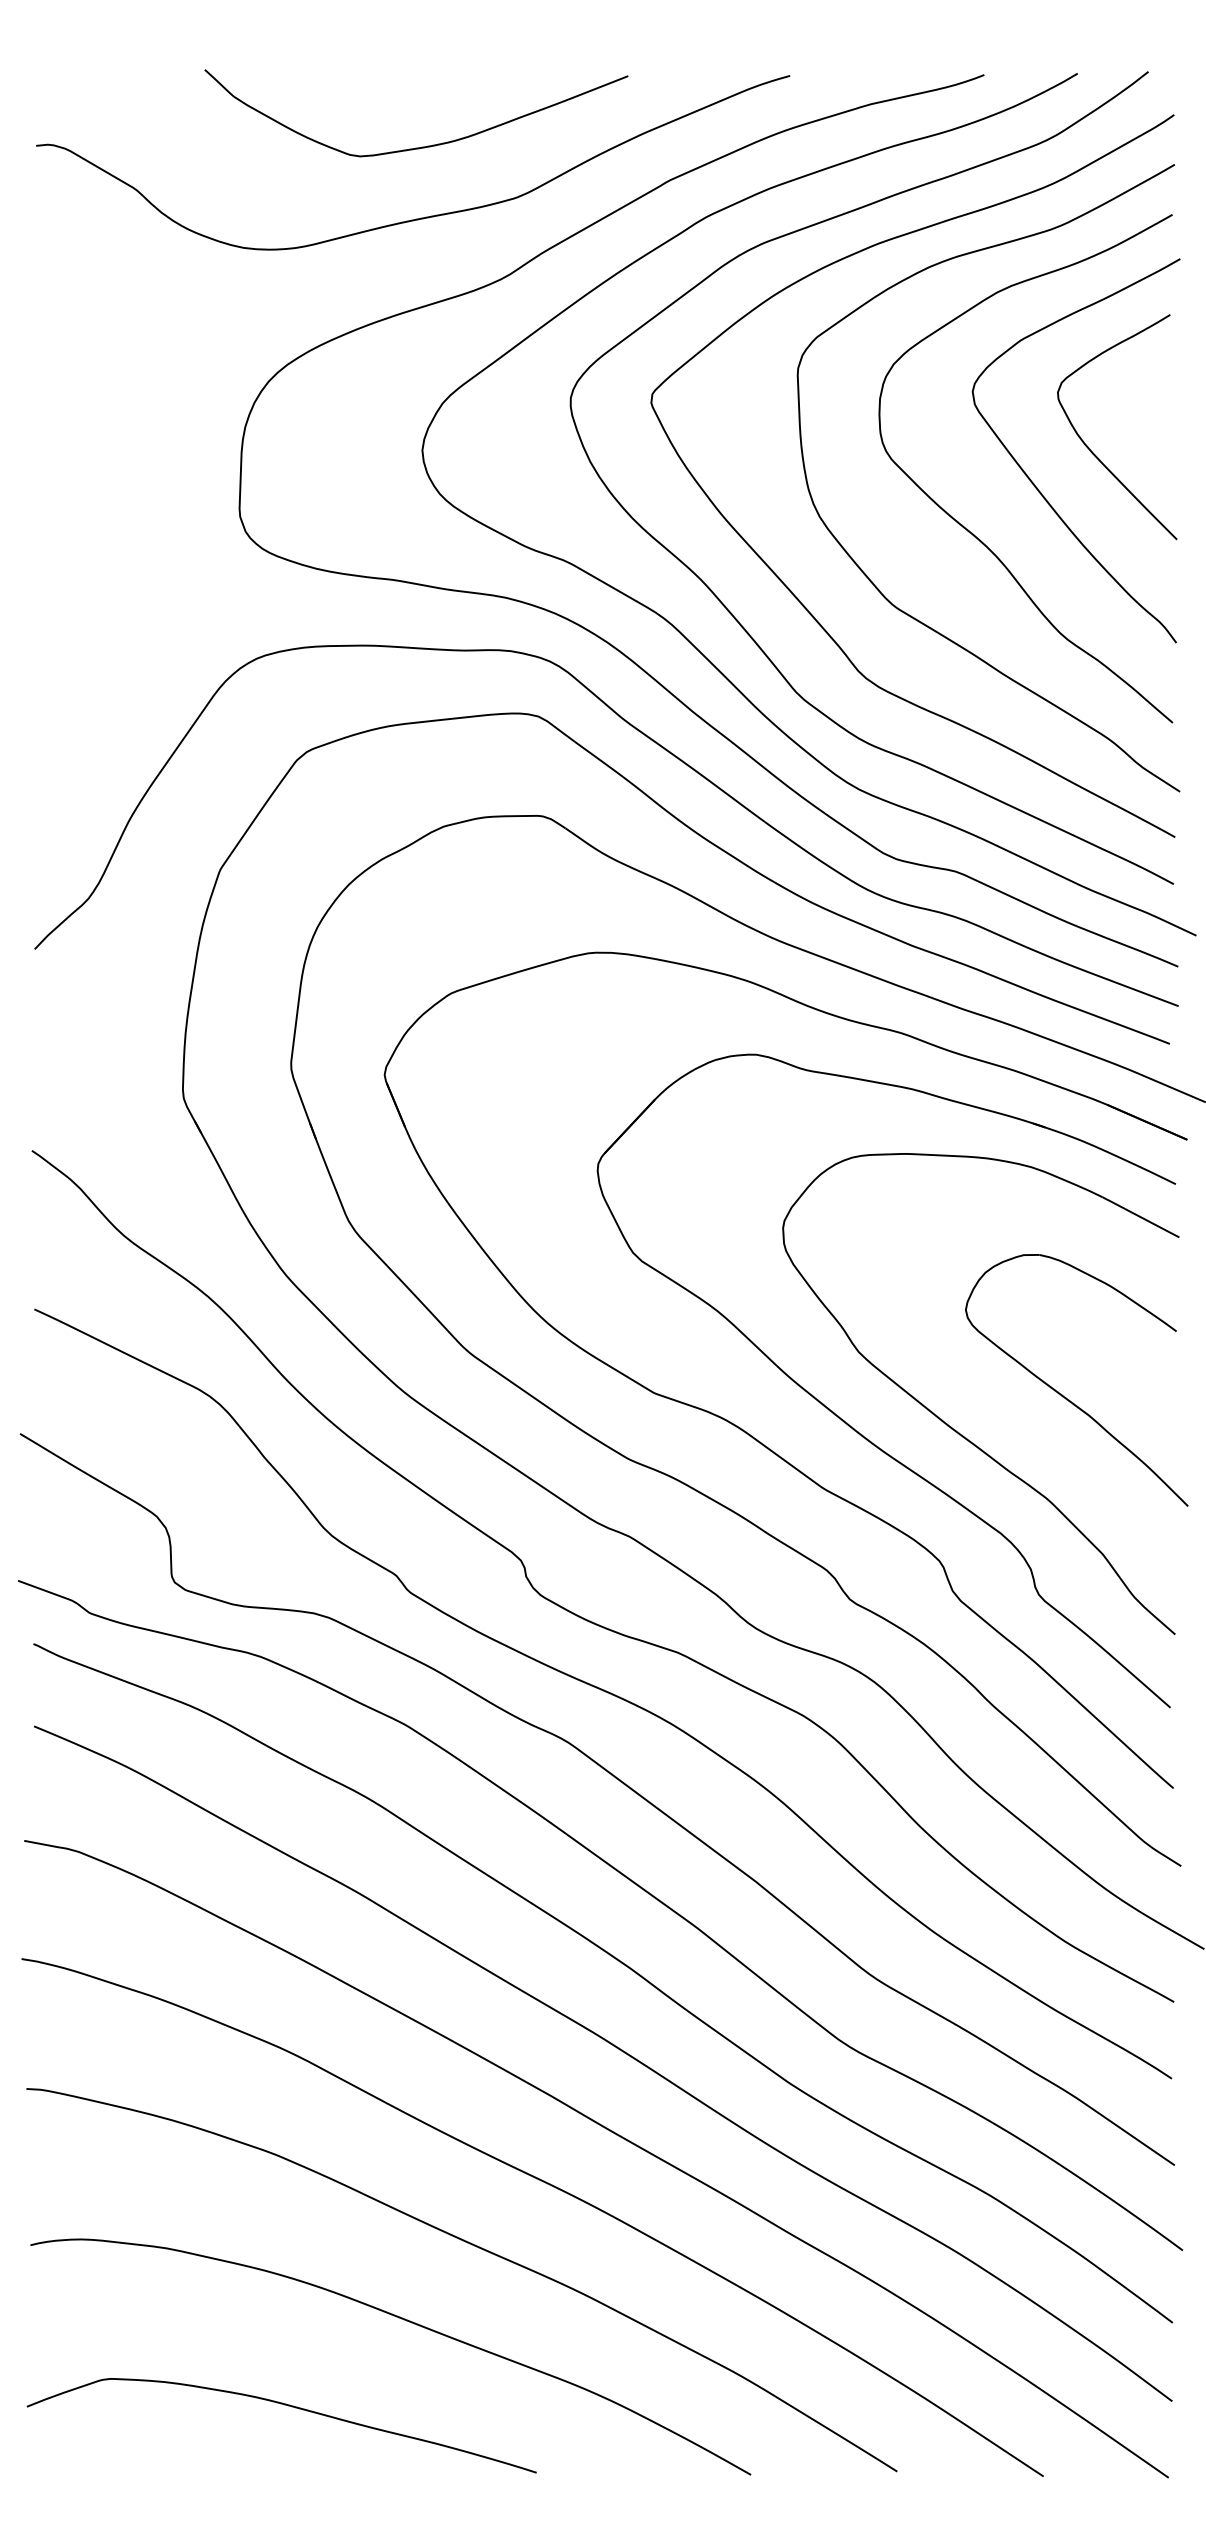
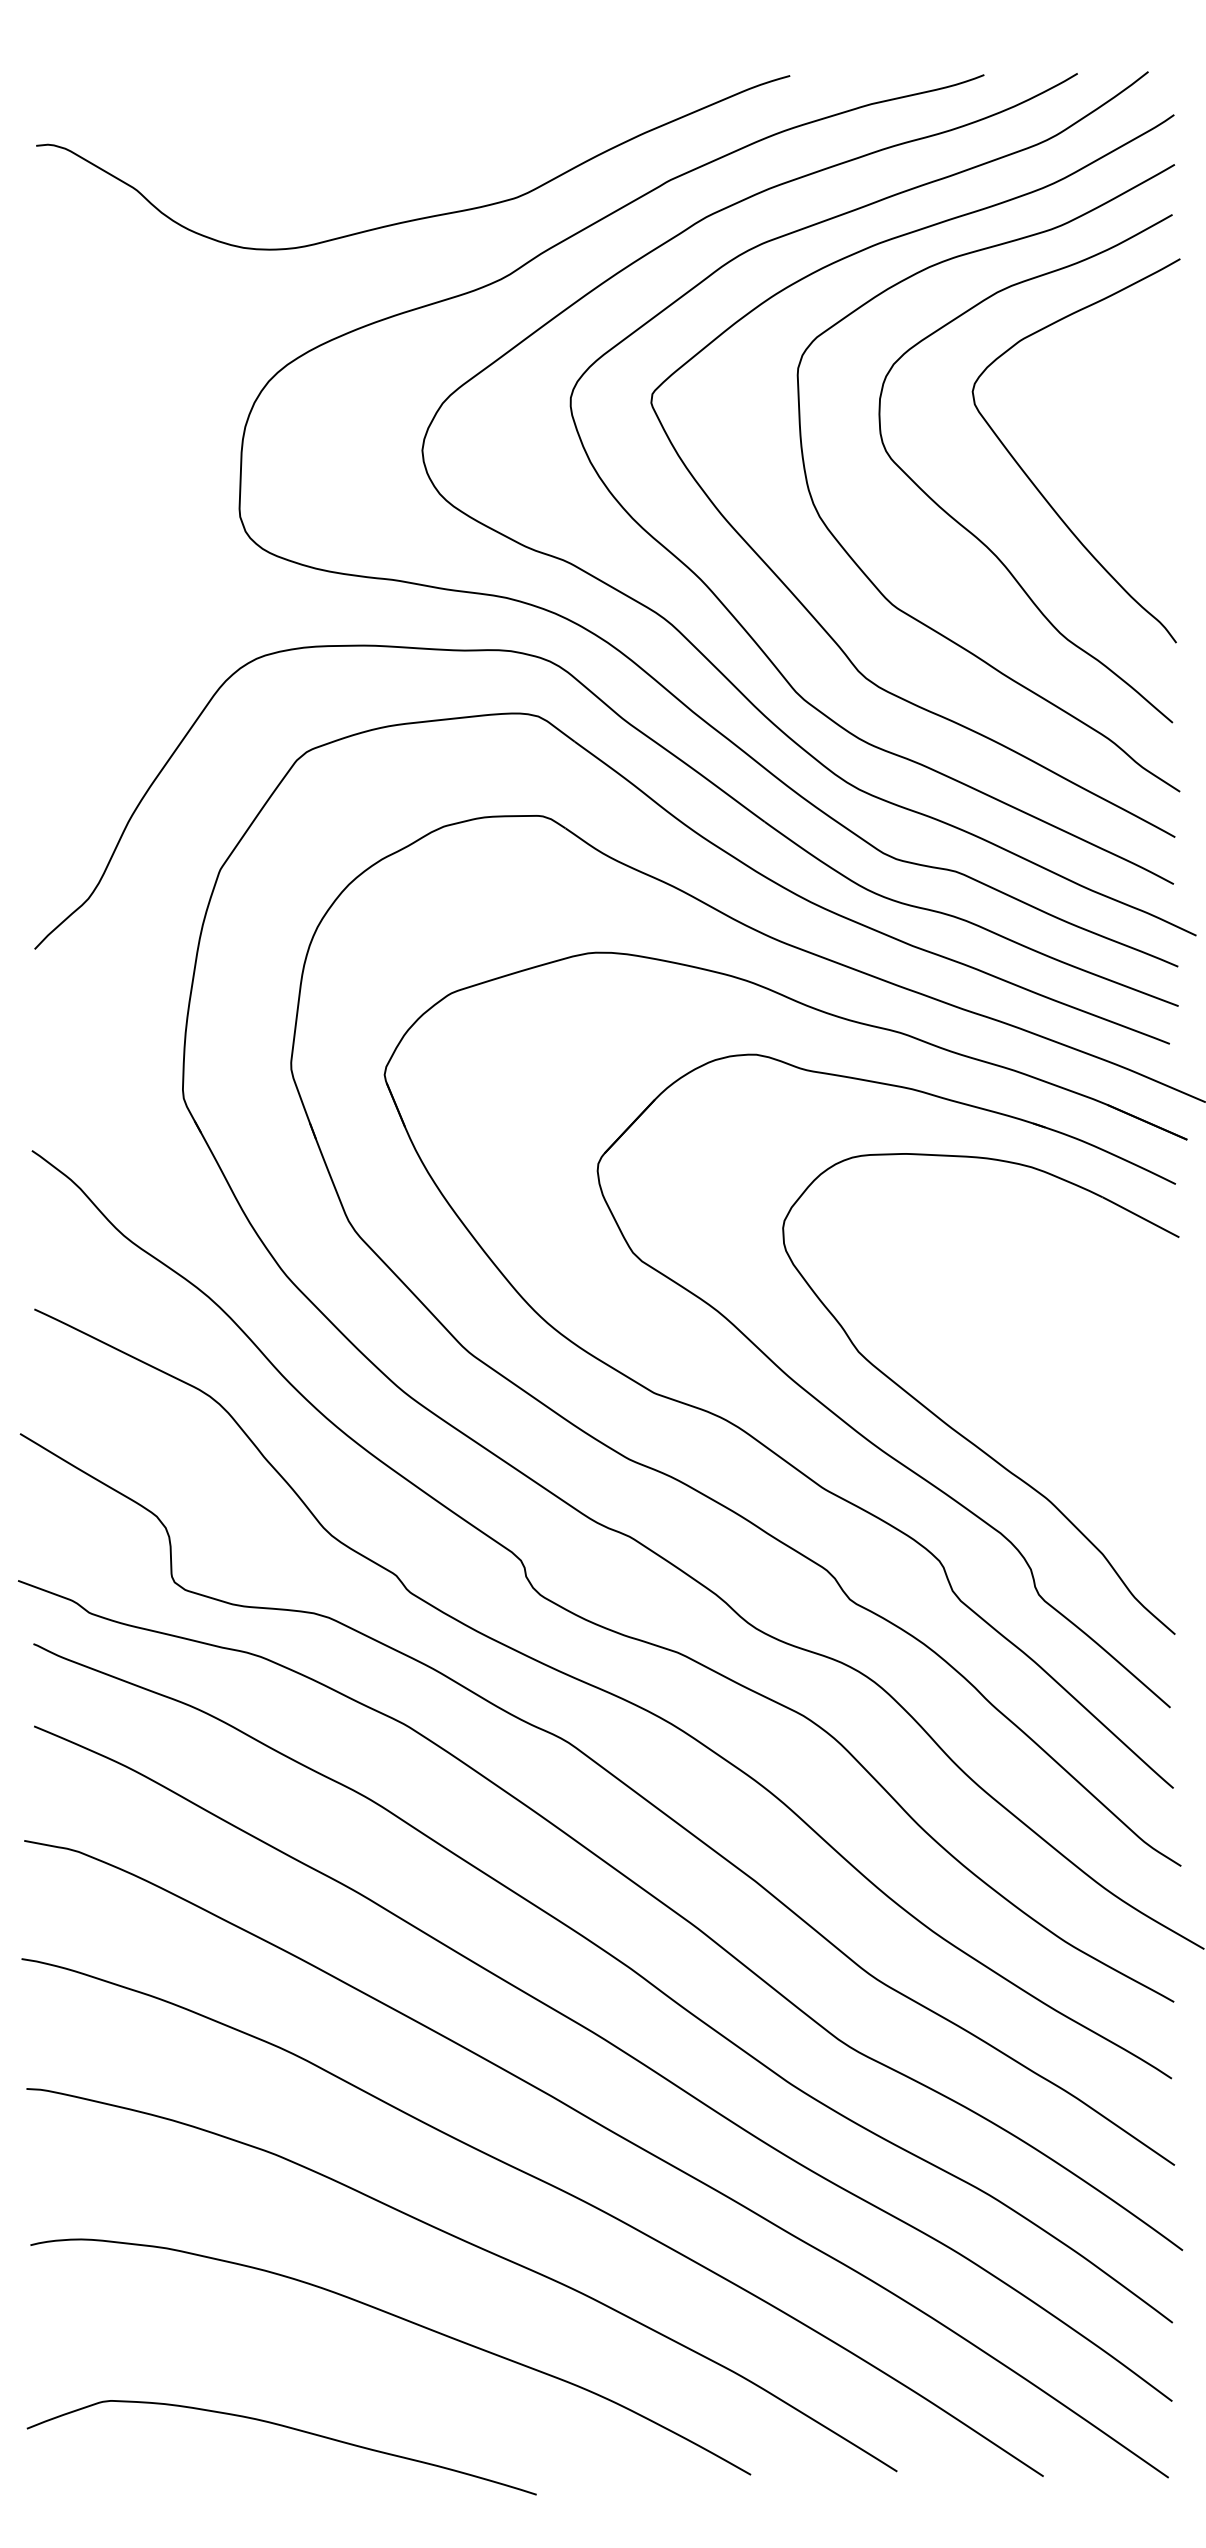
curve: present -> none (421, 146)
curve: present -> none (1089, 447)
part: present -> none (1065, 1396)
curve position: (284, 2405) -> (284, 2427) (284, 2427)
